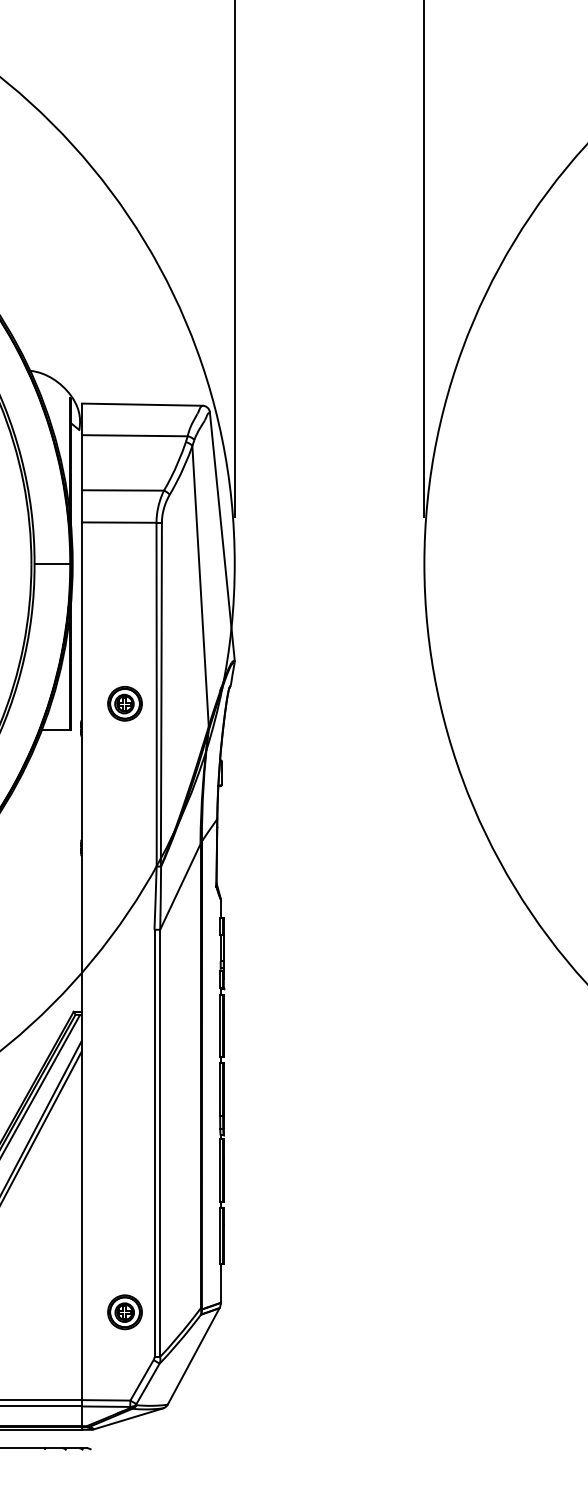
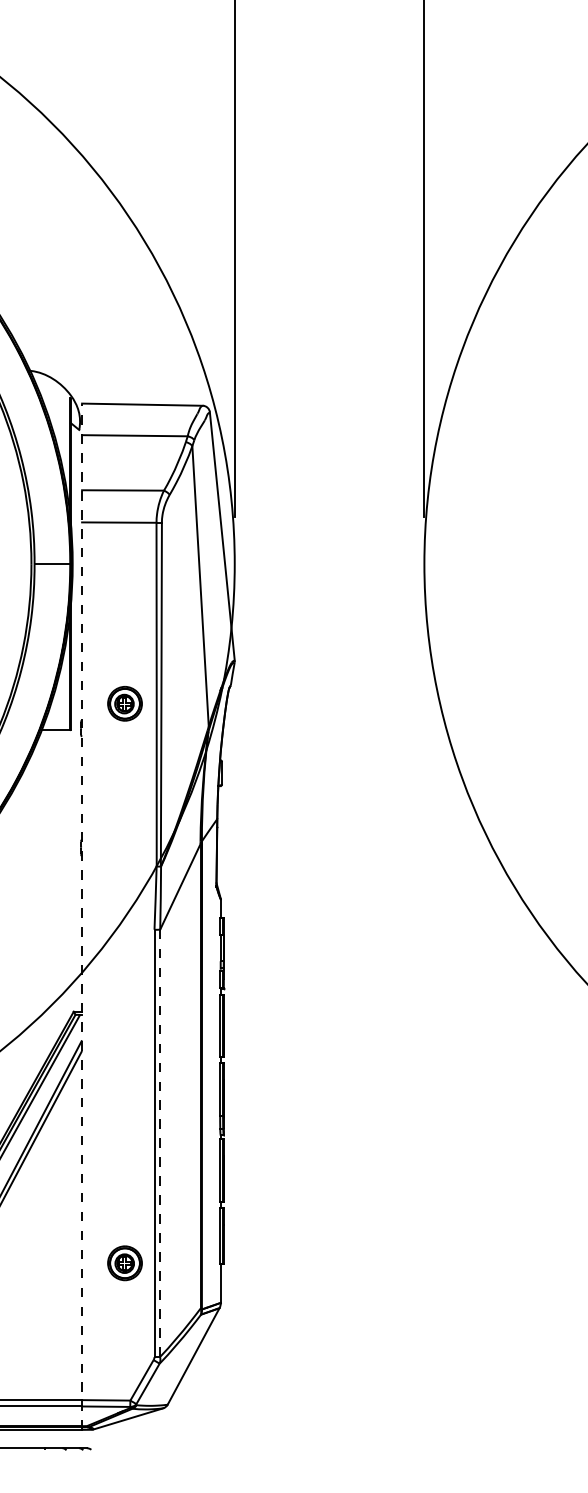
line: solid -> dashed (82, 916)
line: solid -> dashed (160, 1143)
part position: (124, 1312) -> (124, 1263) (124, 1263)
